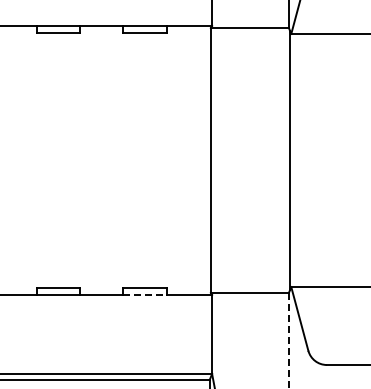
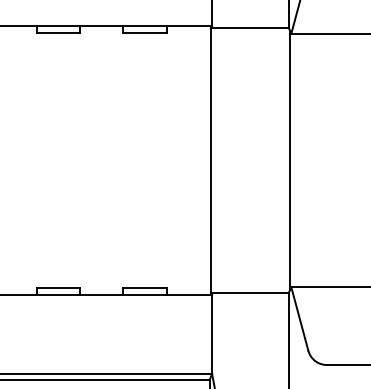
line: dashed -> solid (144, 294)
line: dashed -> solid (288, 340)
